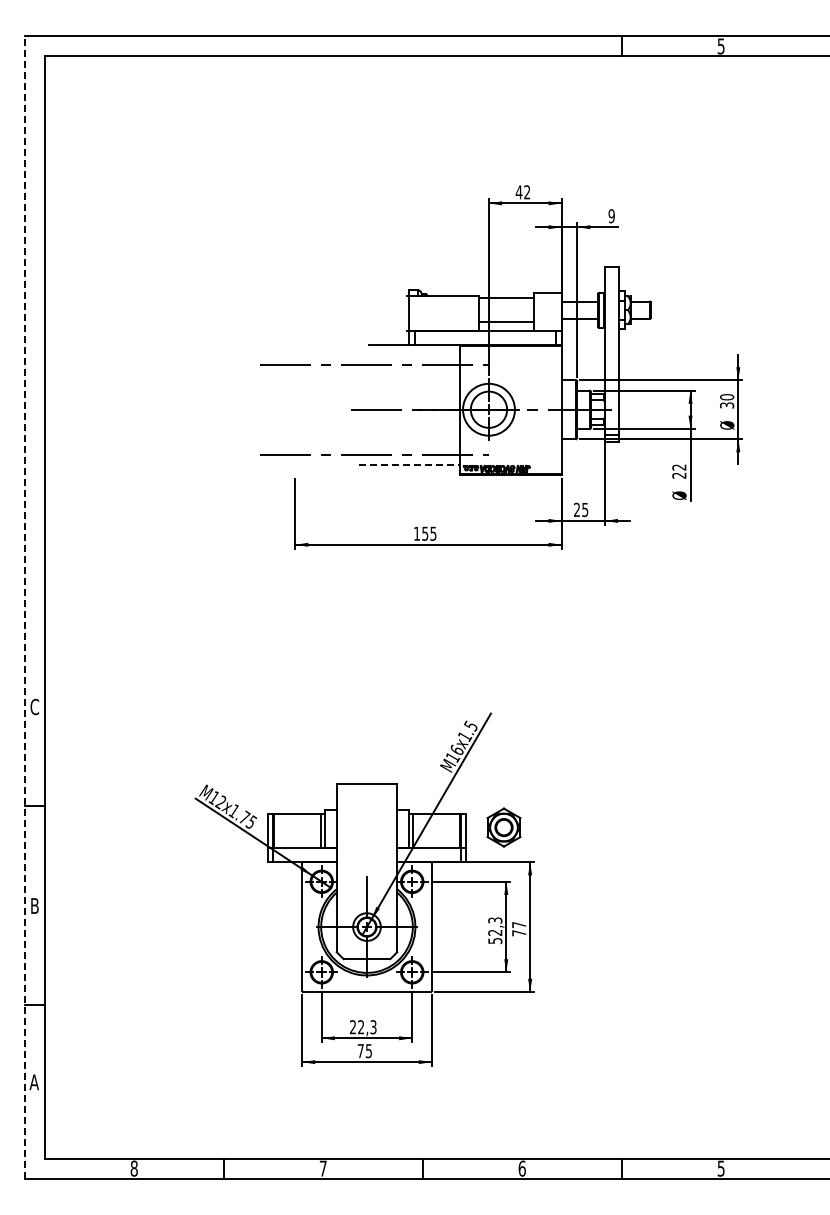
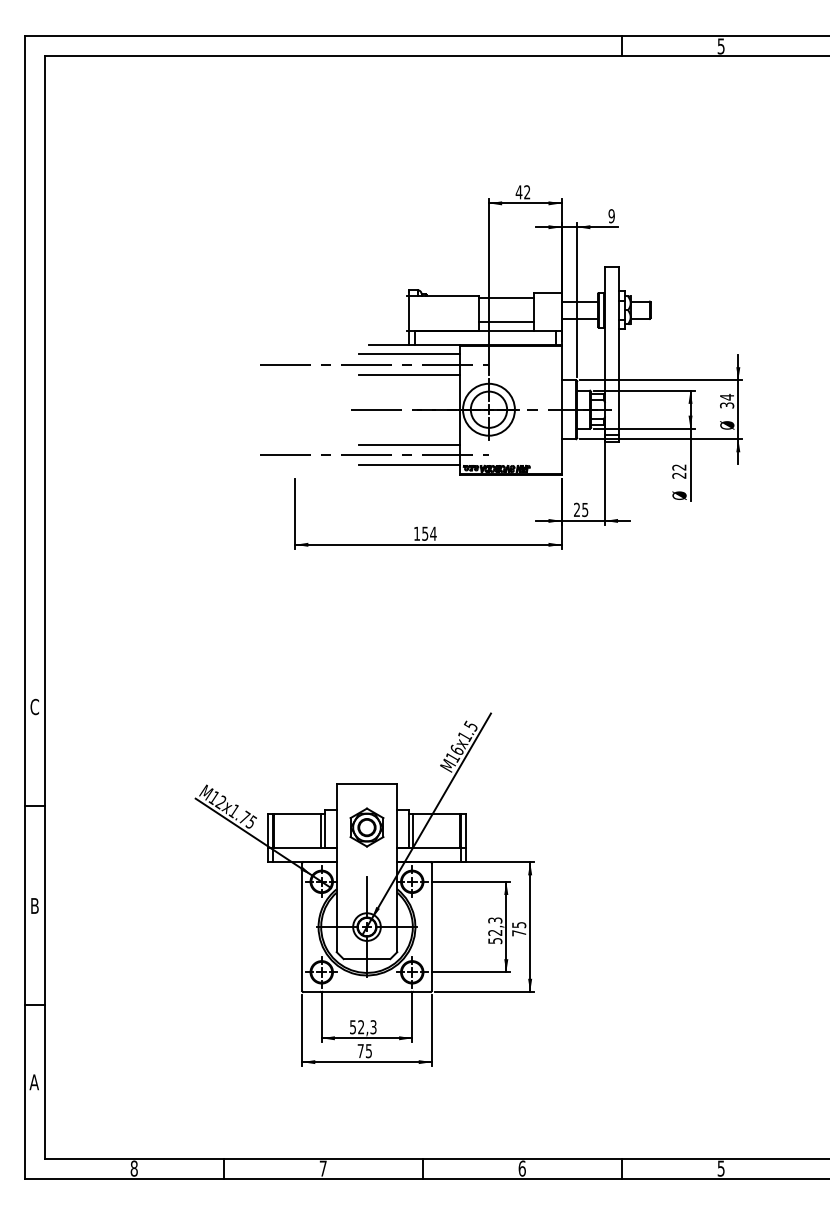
line: none -> present (409, 354)
line: none -> present (409, 374)
text: 30 -> 34 (727, 396)
line: none -> present (409, 444)
line: dashed -> solid (409, 465)
text: 155 -> 154 (433, 533)
line: dashed -> solid (25, 607)
part position: (503, 827) -> (366, 827) (366, 827)
text: 77 -> 75 (519, 925)
text: 22,3 -> 52,3 (352, 1027)
